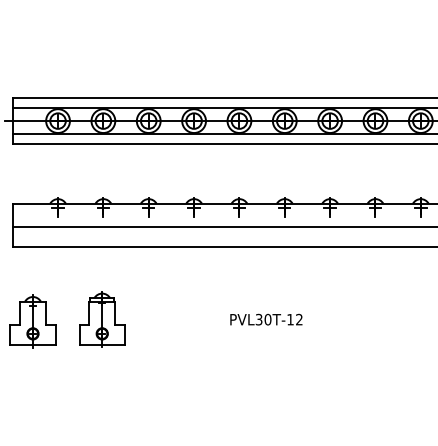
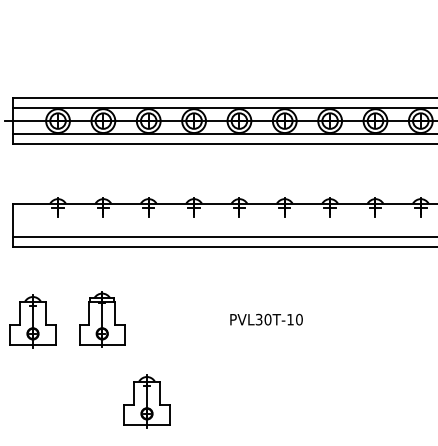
line position: (223, 227) -> (223, 237) (223, 237)
text: PVL30T-12 -> PVL30T-10 (299, 319)
part: none -> present (146, 401)
